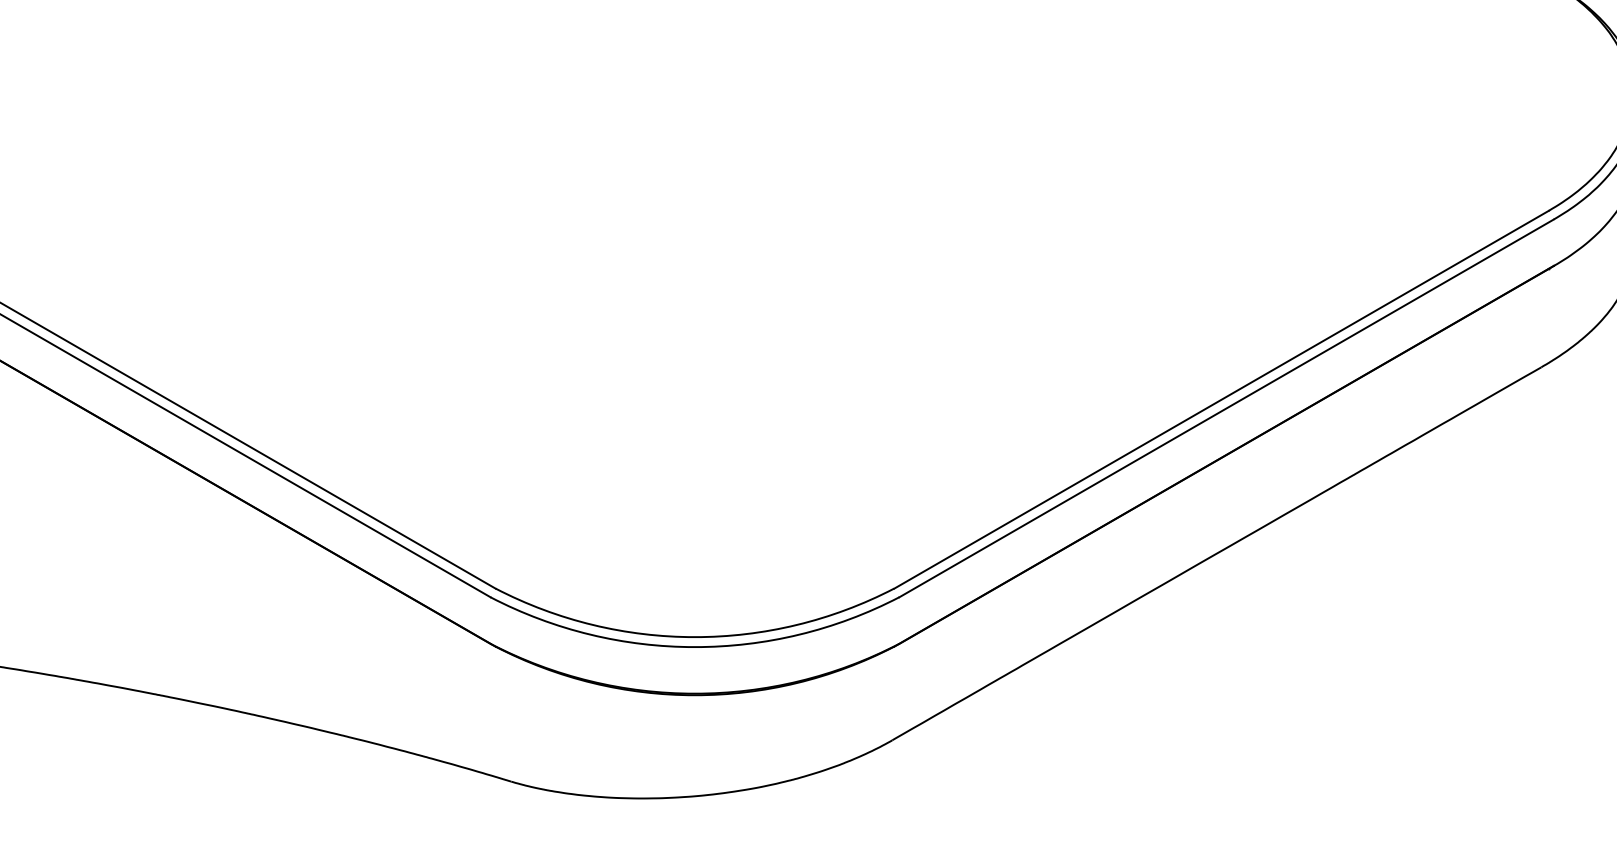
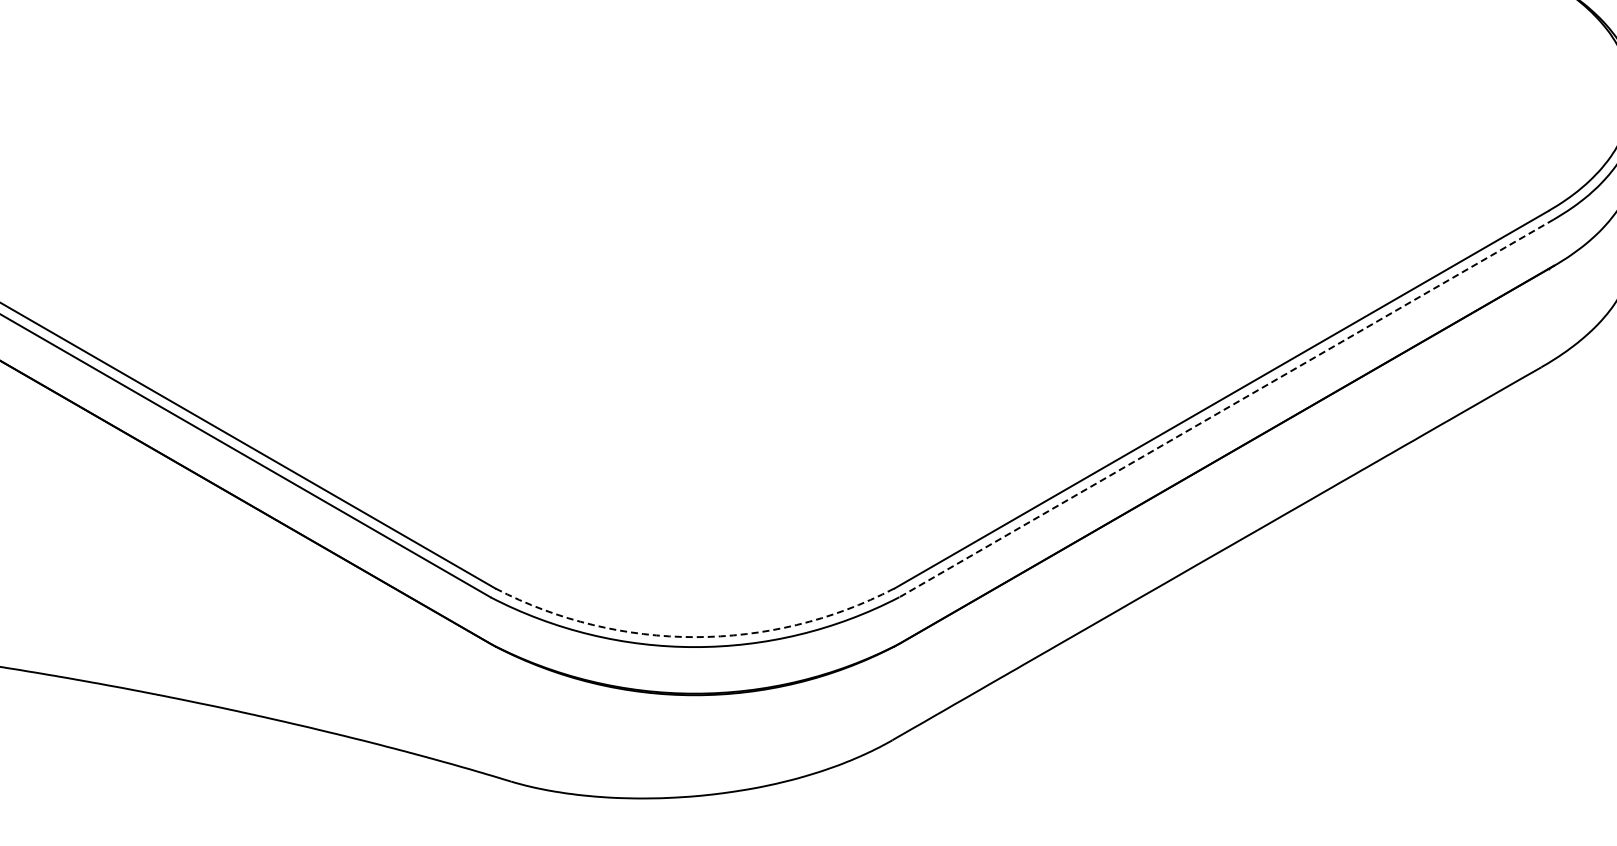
line: solid -> dashed (1226, 408)
arc: solid -> dashed (694, 637)
